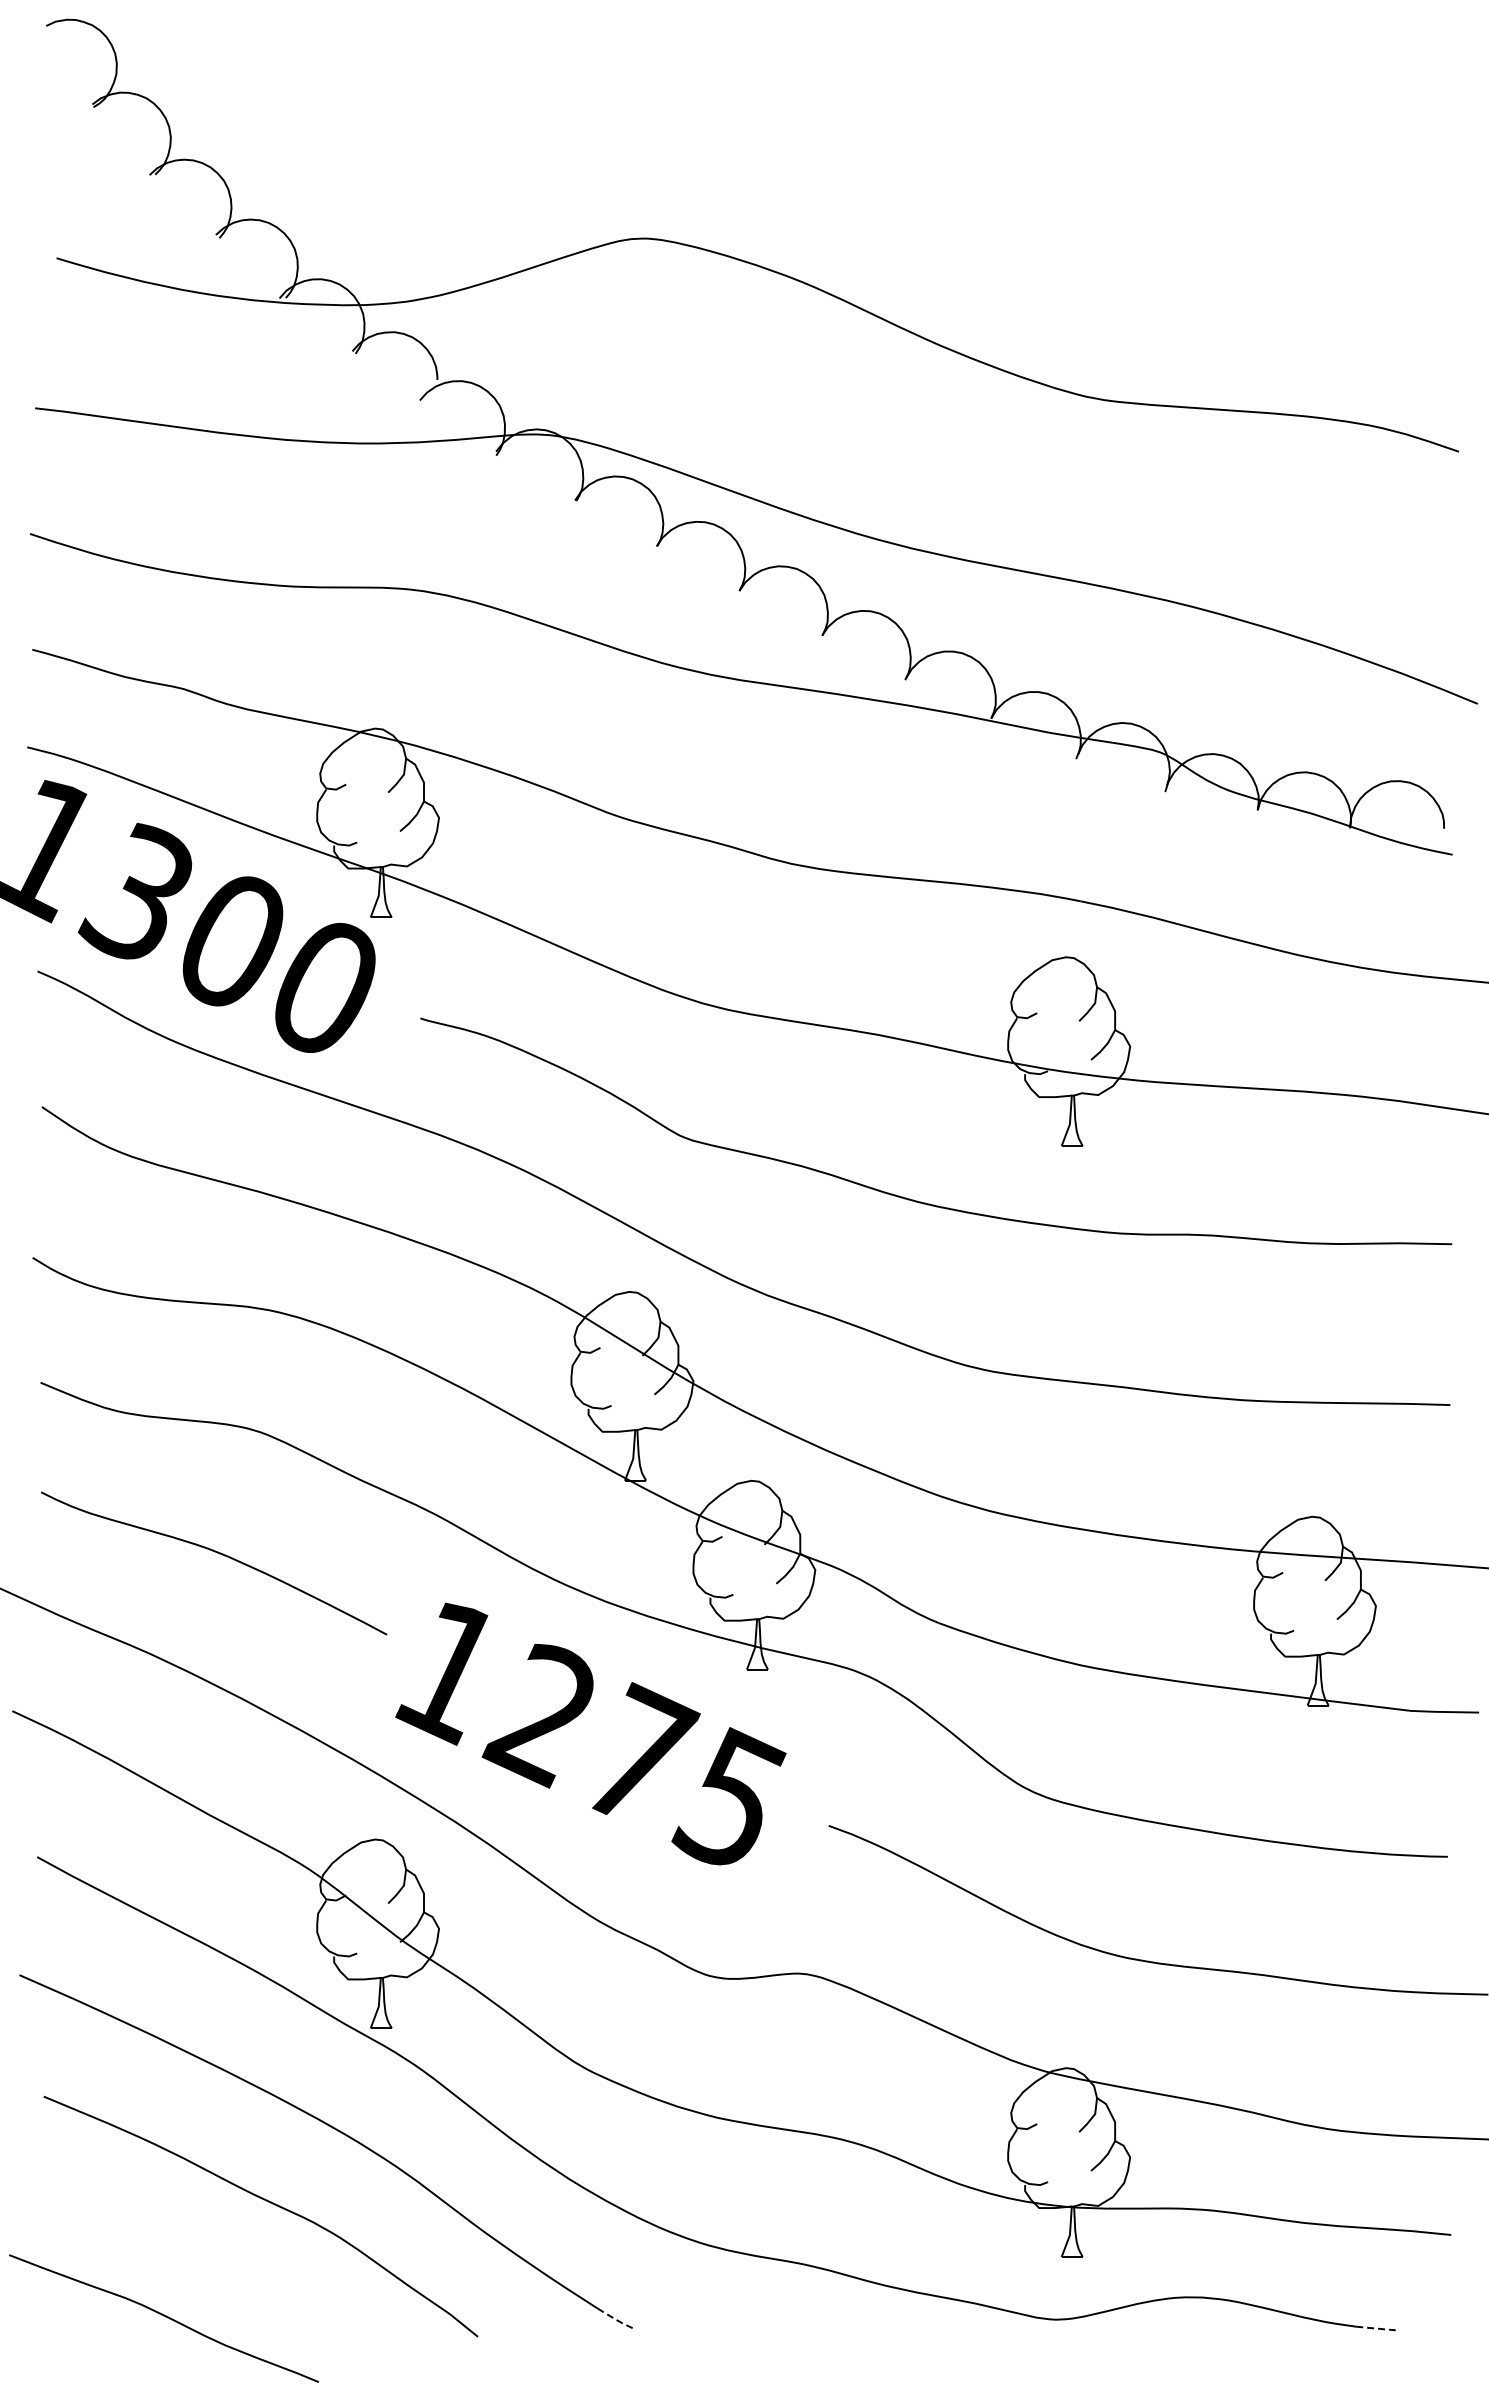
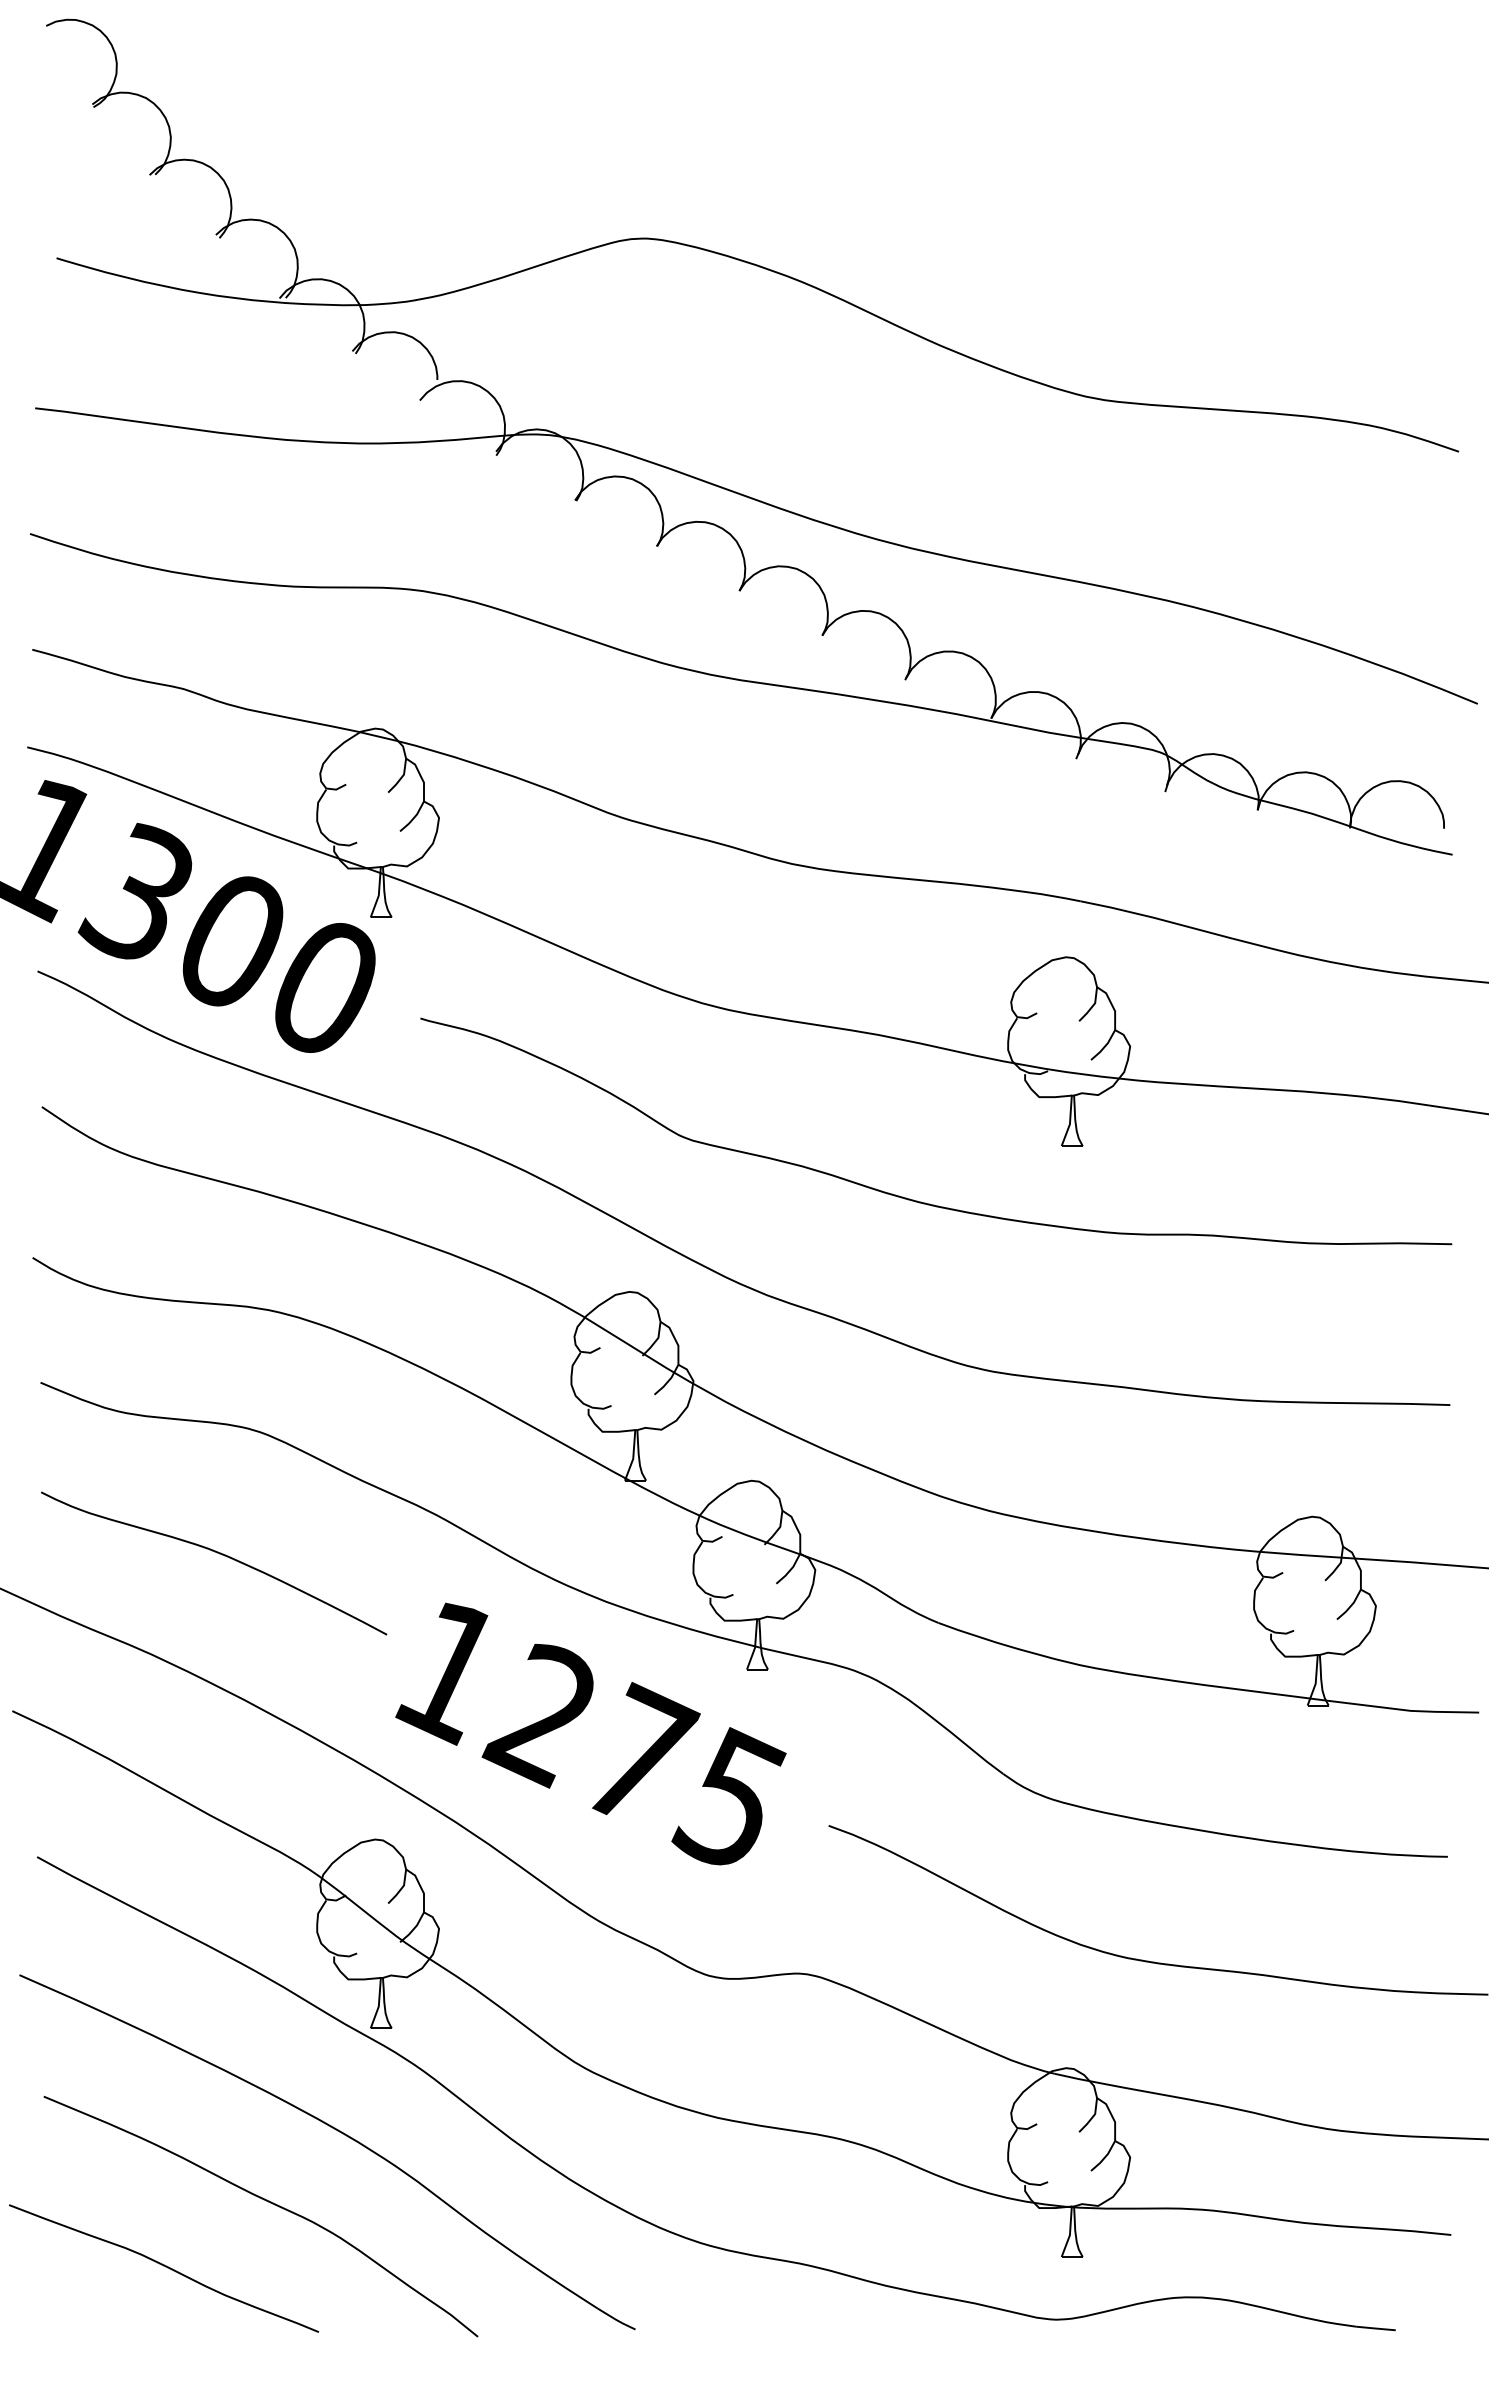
curve position: (163, 2316) -> (163, 2266) (163, 2266)
line: dashed -> solid (616, 2319)
line: dashed -> solid (1375, 2328)
